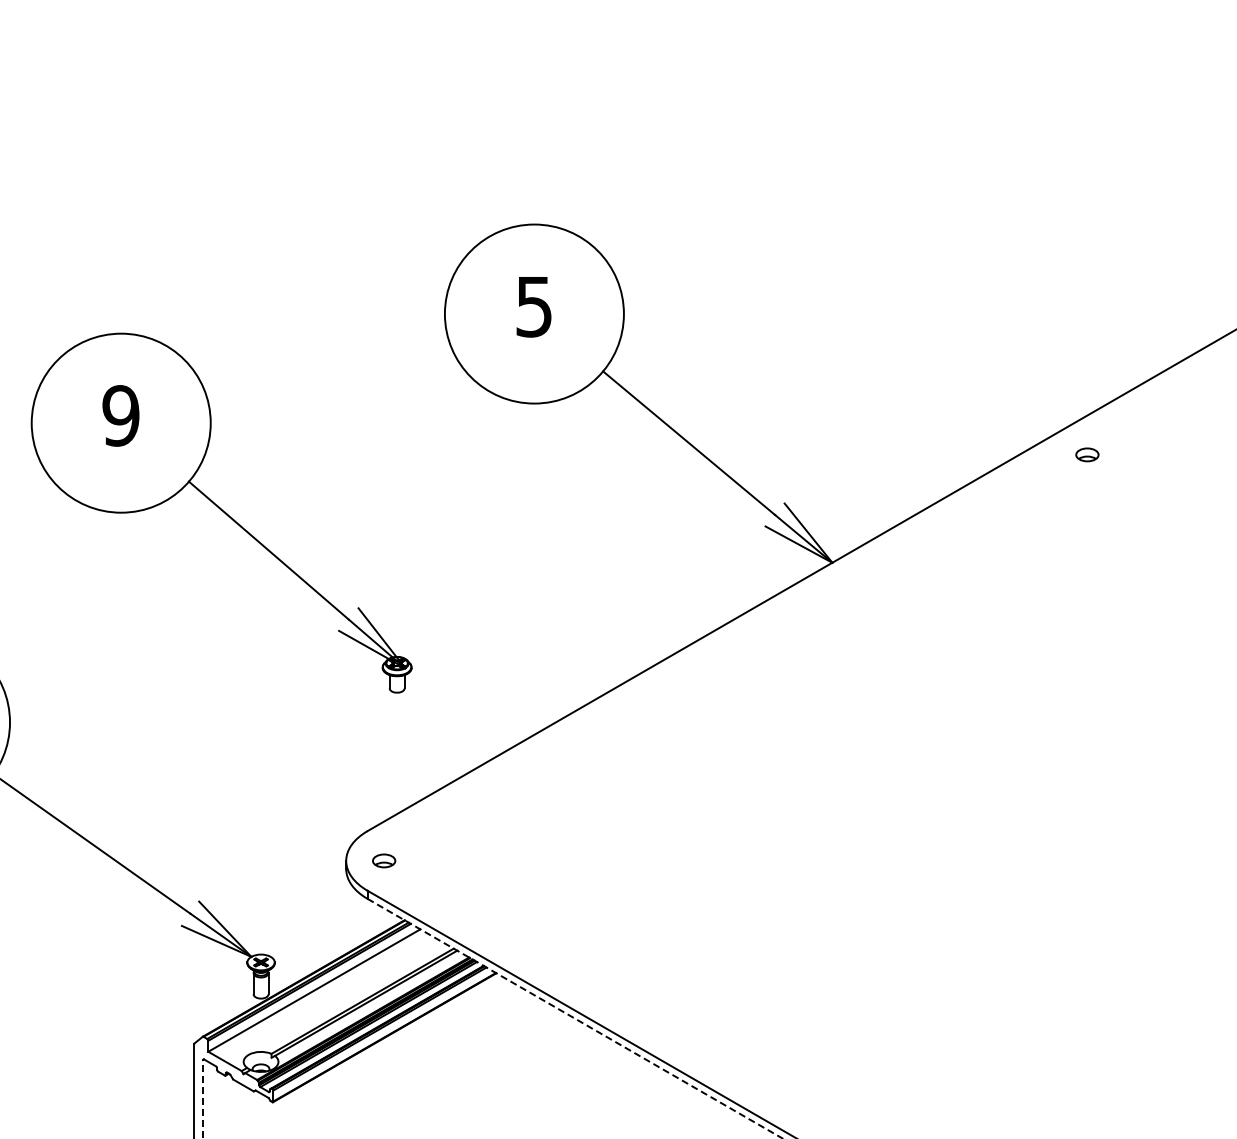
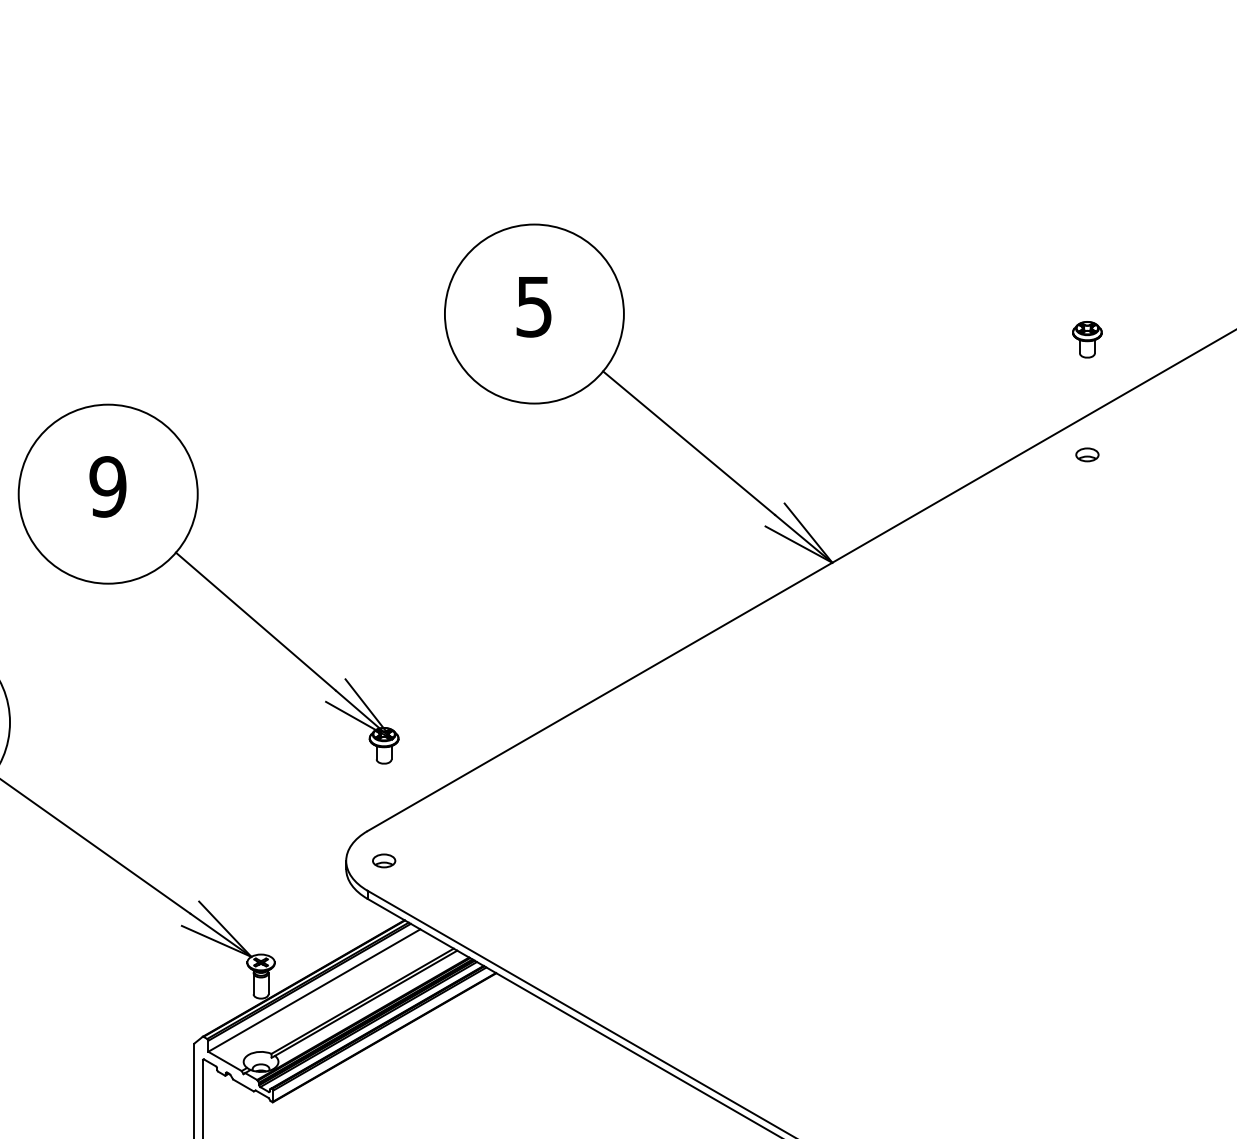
part: none -> present (1087, 339)
part position: (221, 512) -> (208, 583) (208, 583)
line: dashed -> solid (575, 1018)
line: dashed -> solid (203, 1098)
